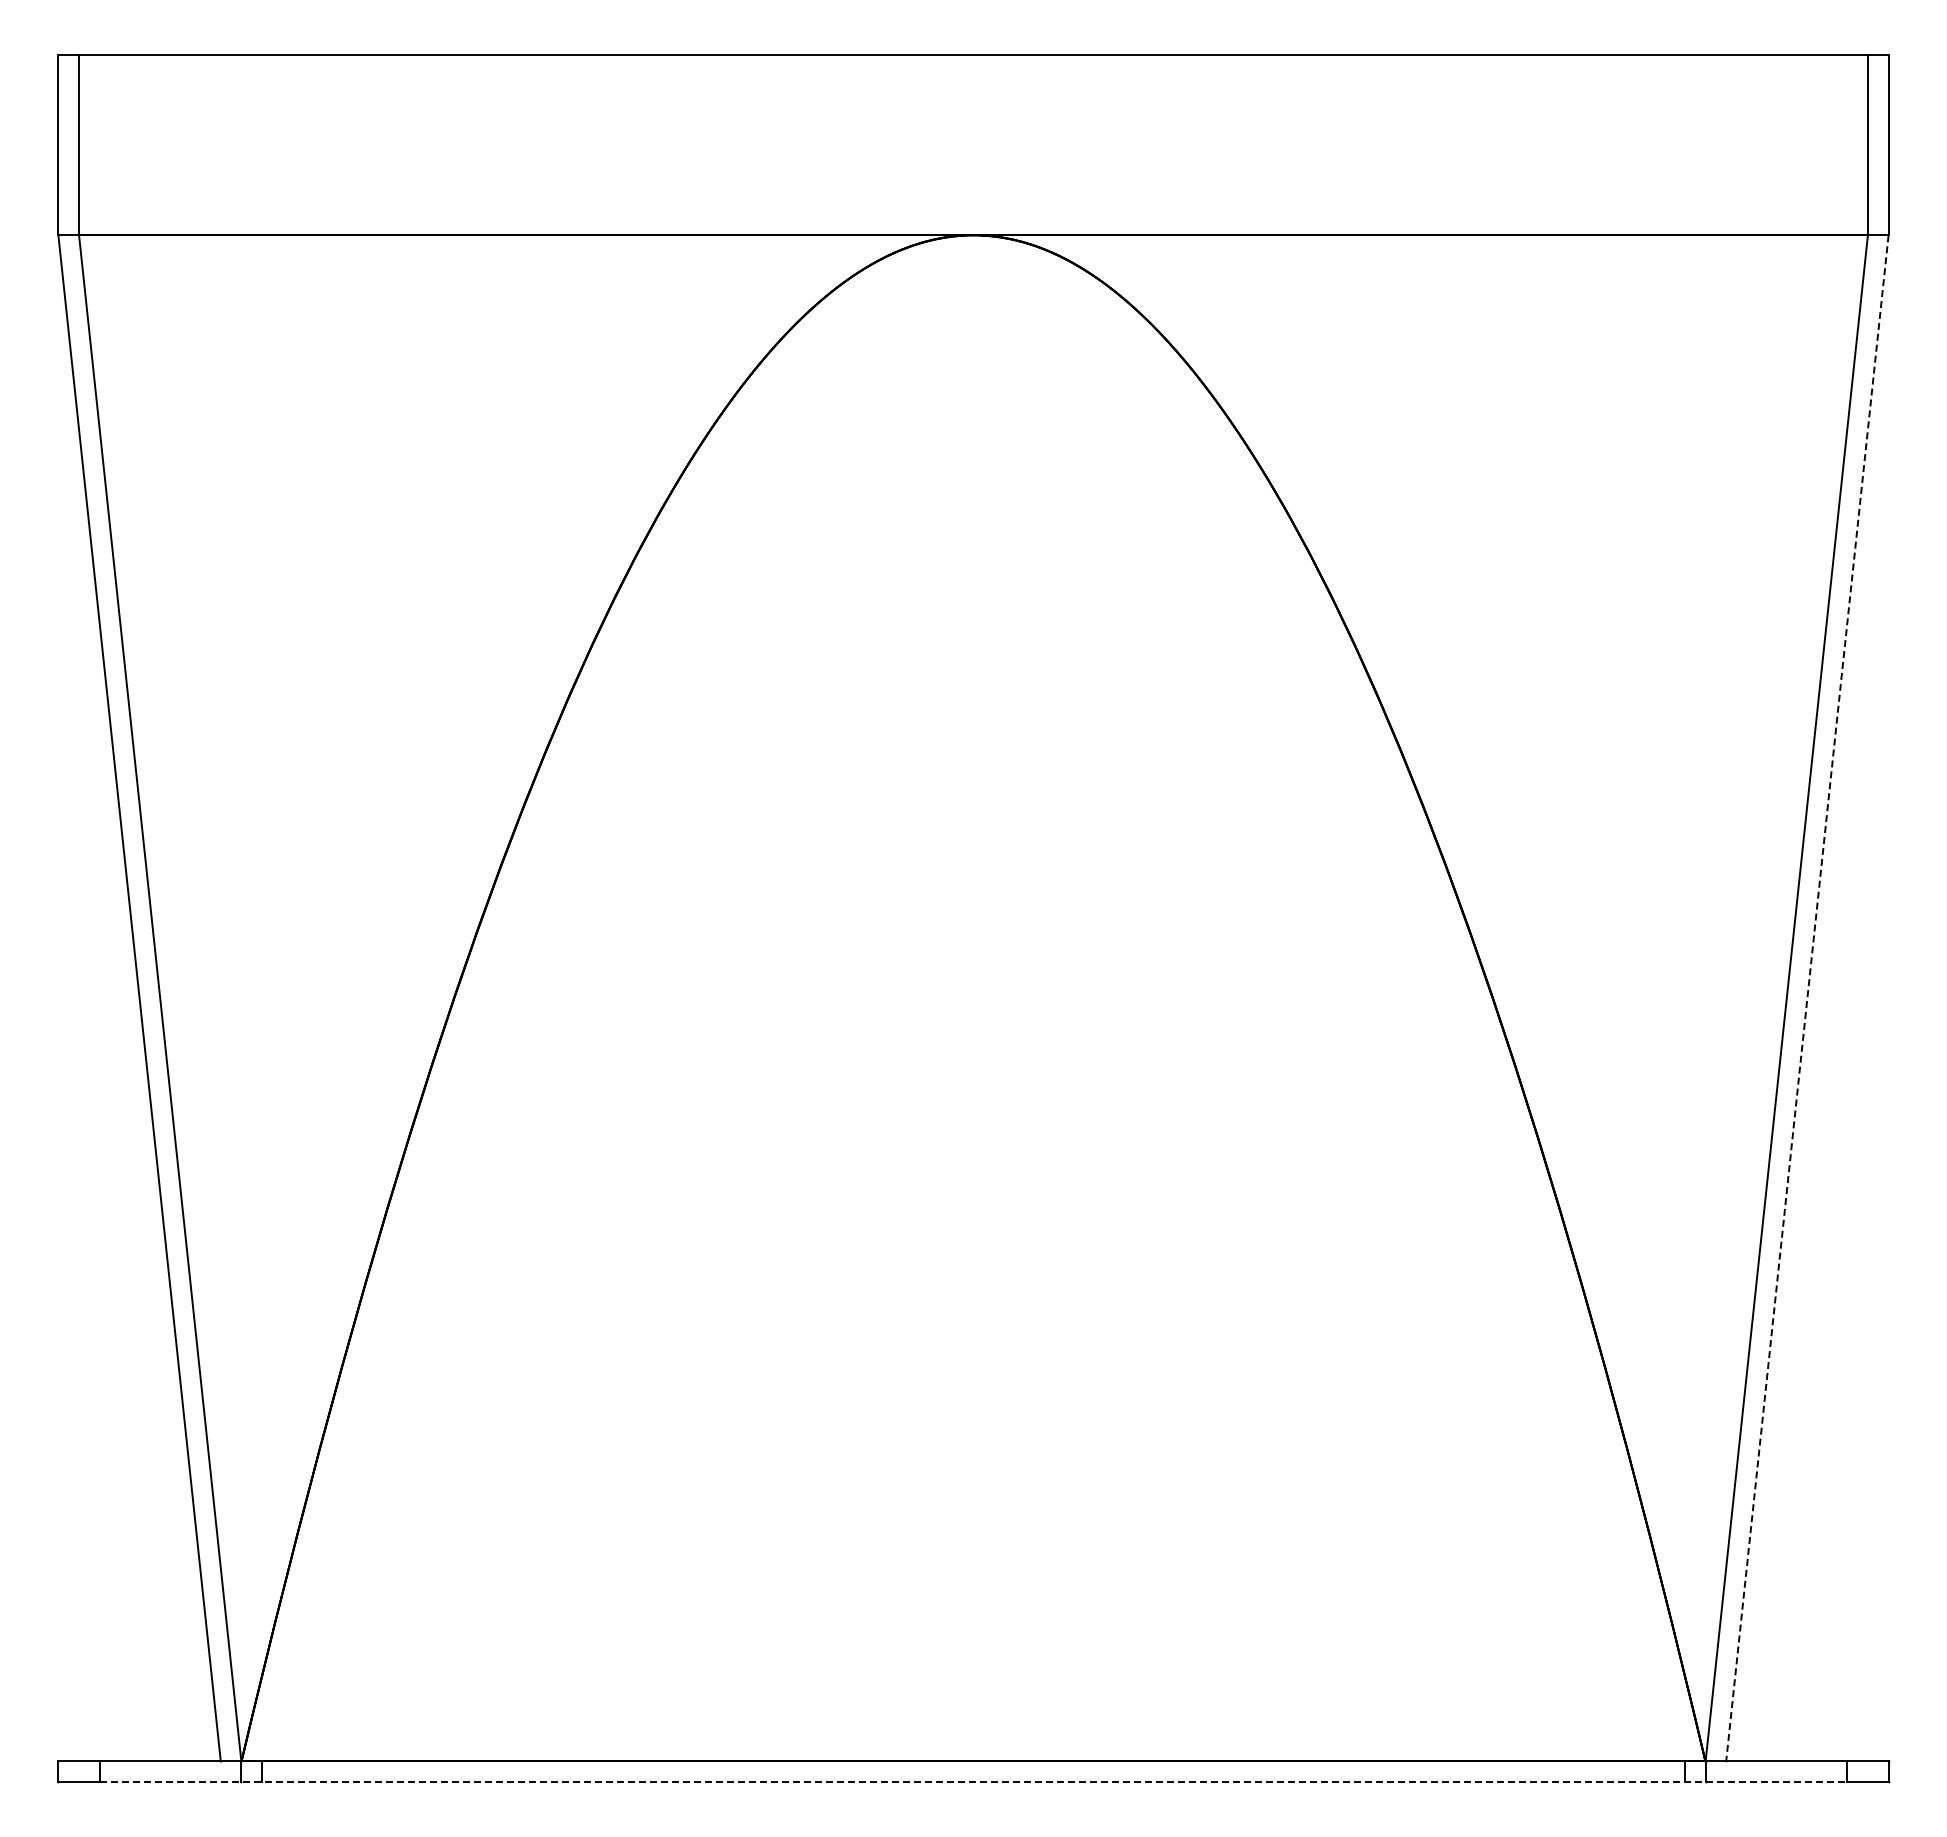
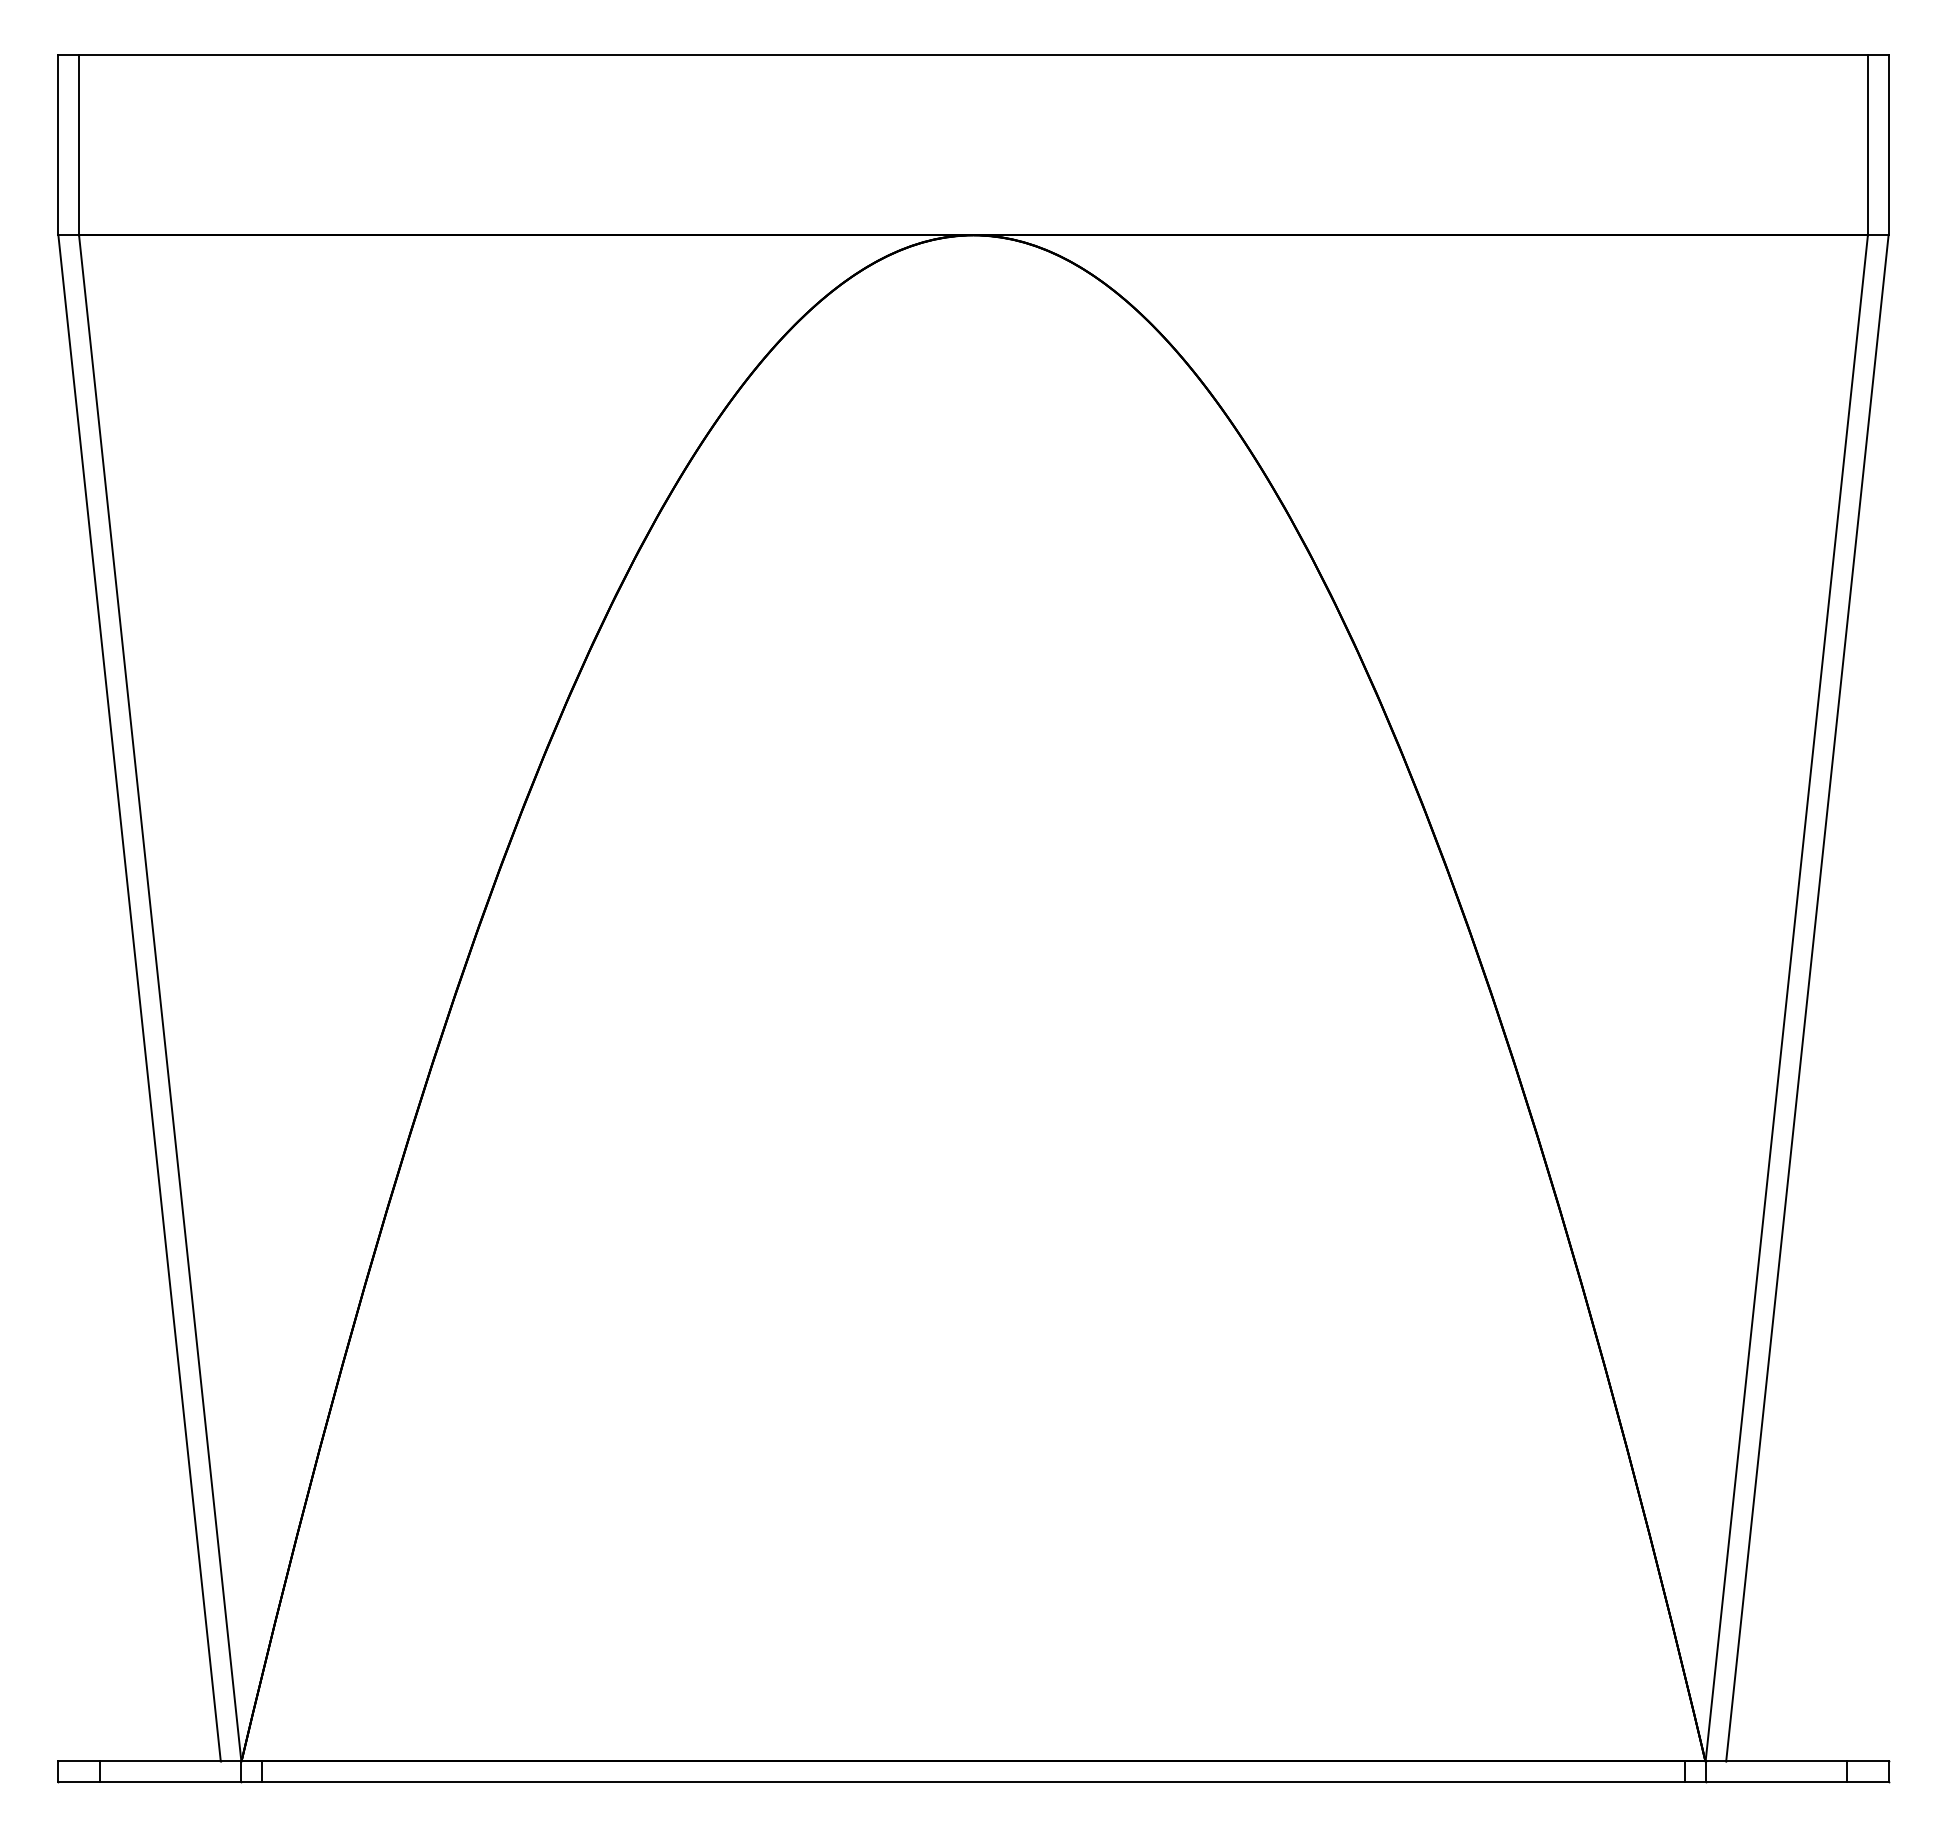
line: dashed -> solid (1807, 998)
line: dashed -> solid (973, 1782)
